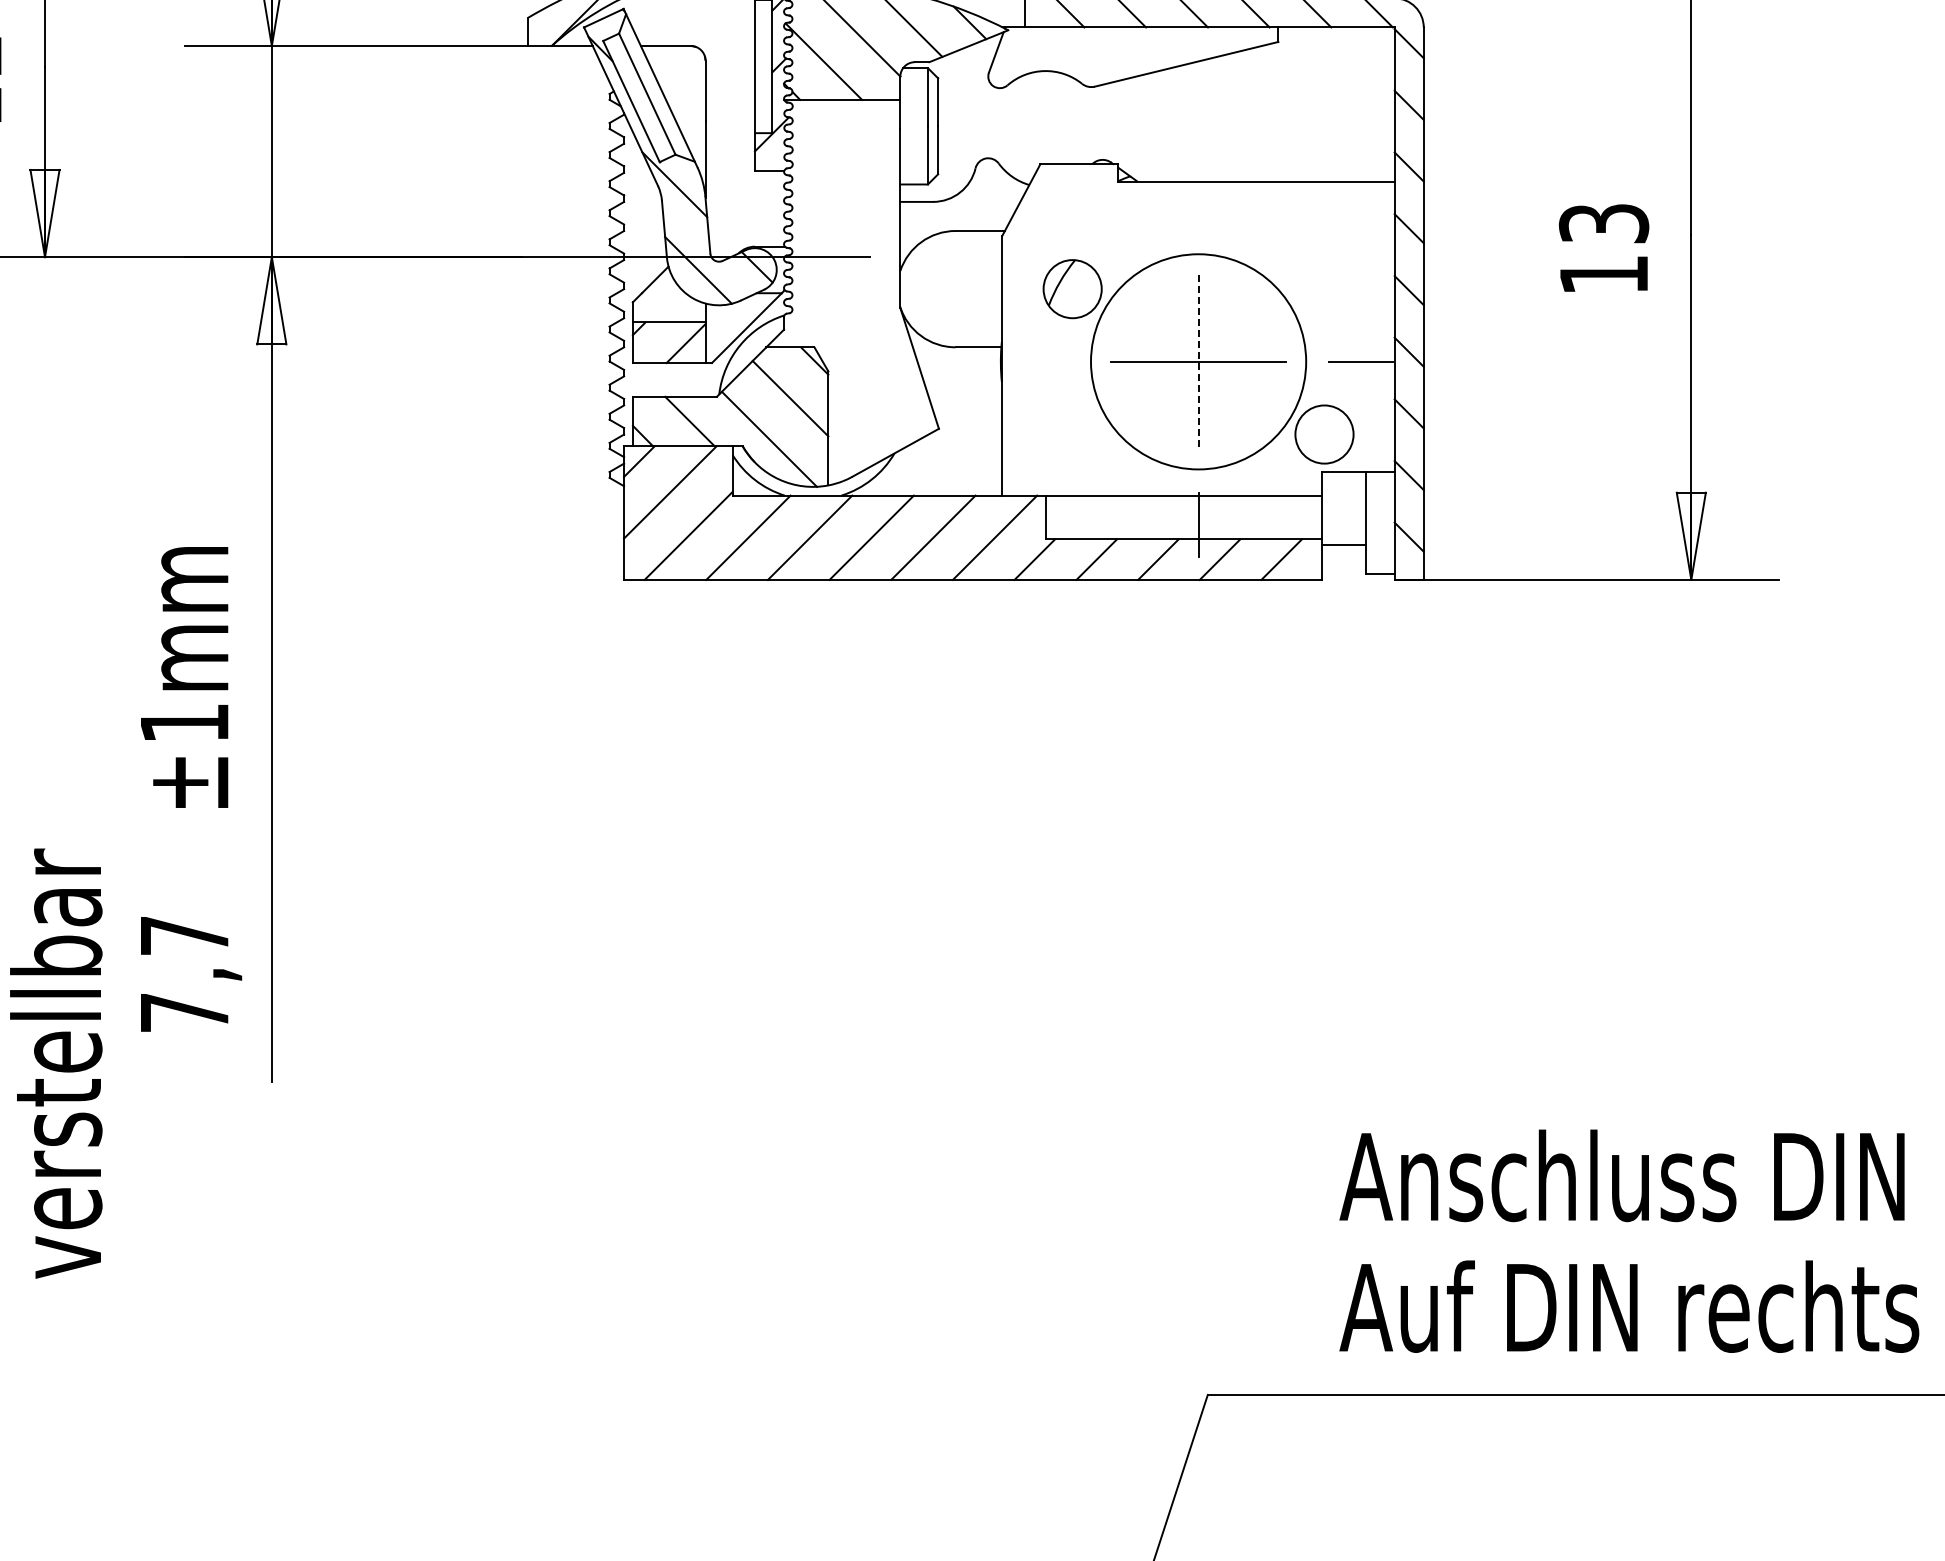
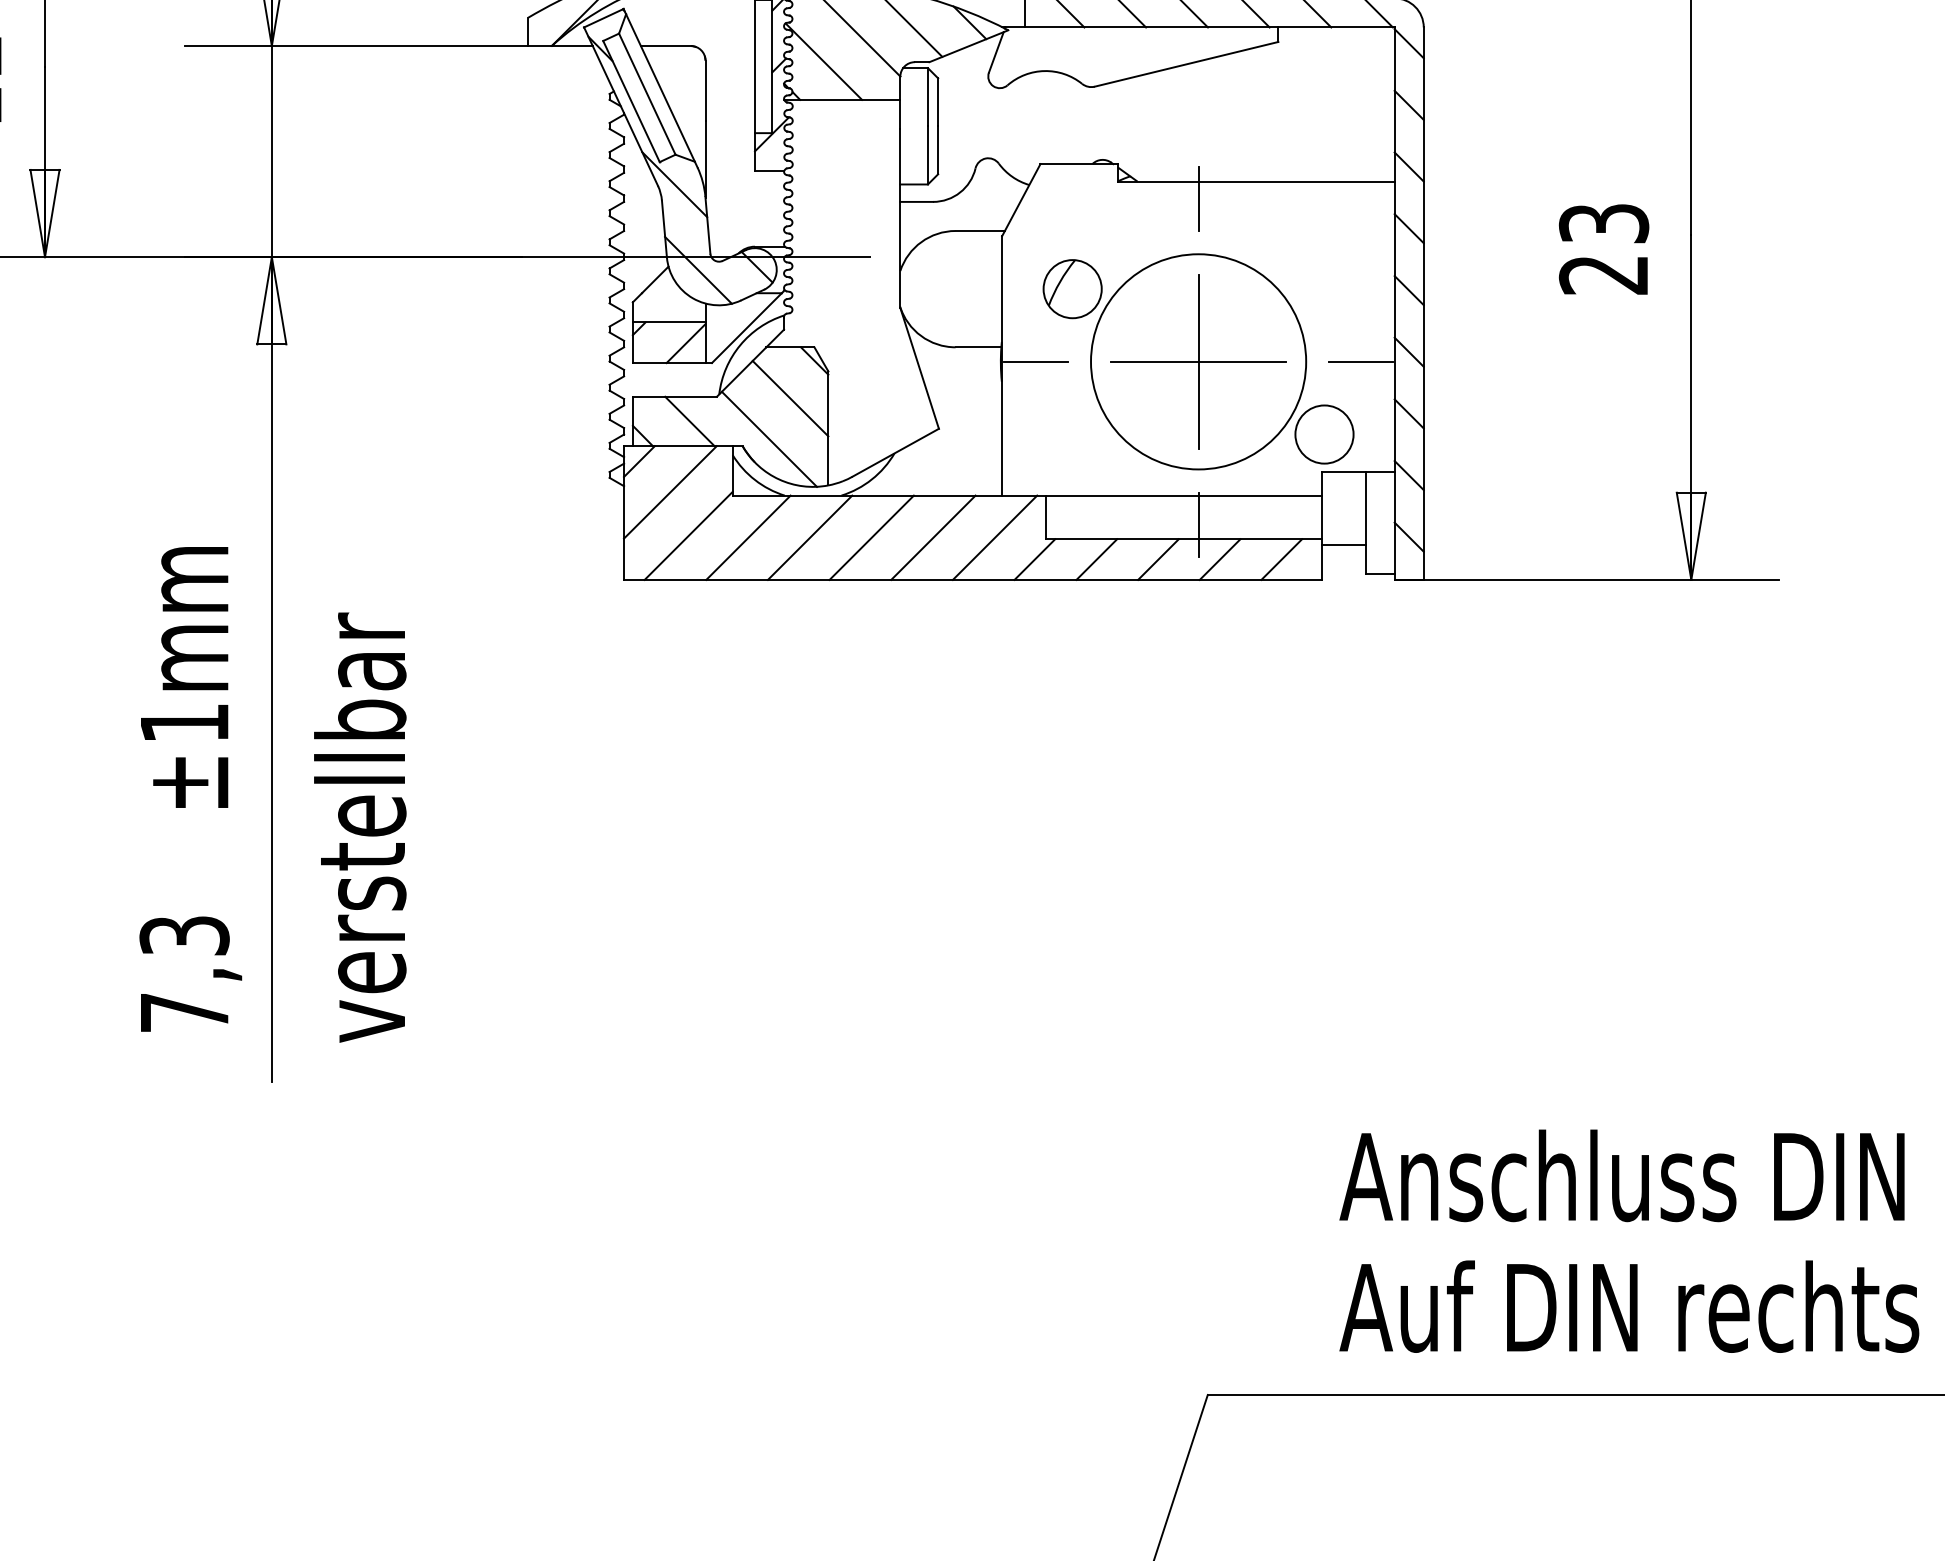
line: none -> present (1198, 199)
text: 13 -> 23 (1602, 275)
line: none -> present (1035, 361)
line: dashed -> solid (1198, 362)
text: 7,7 -> 7,3 (184, 935)
text position: (56, 1063) -> (360, 827) (360, 827)
